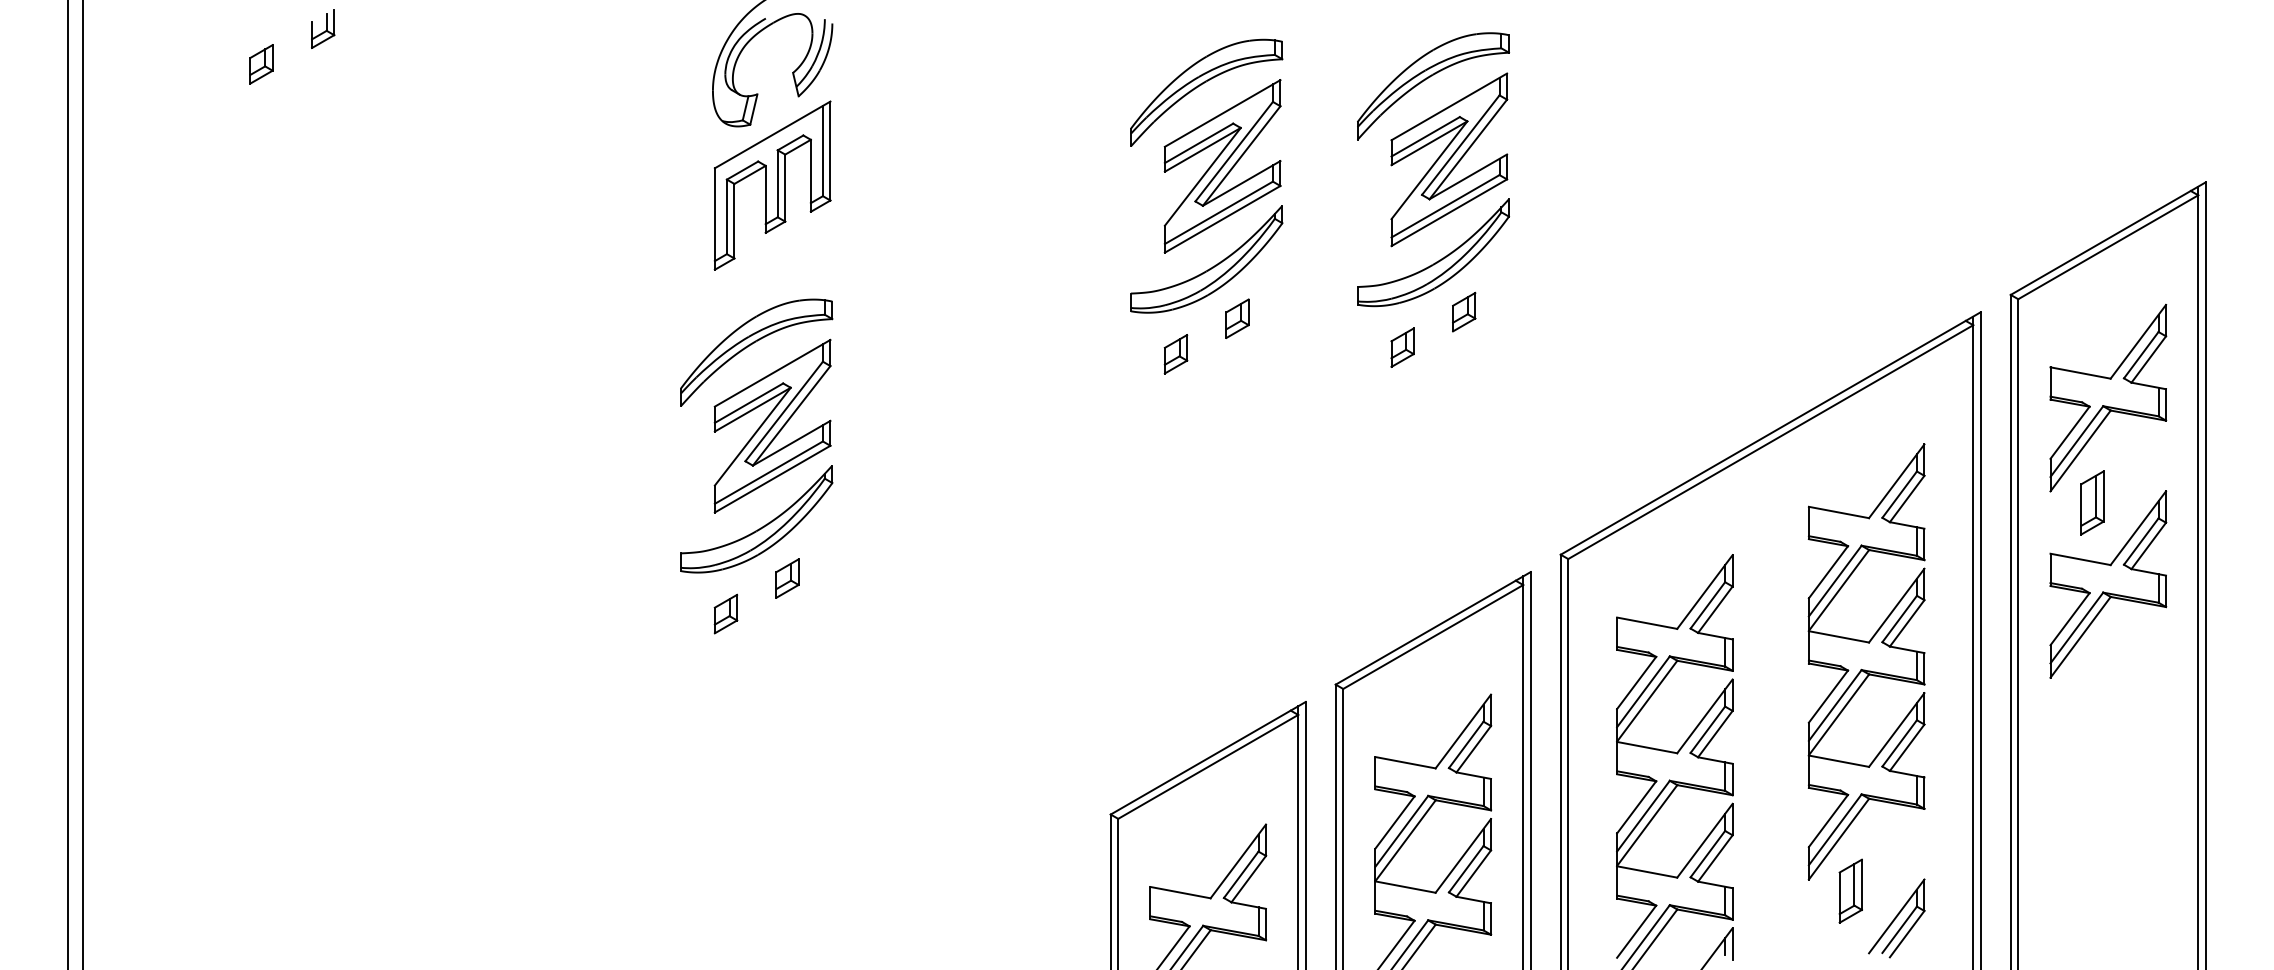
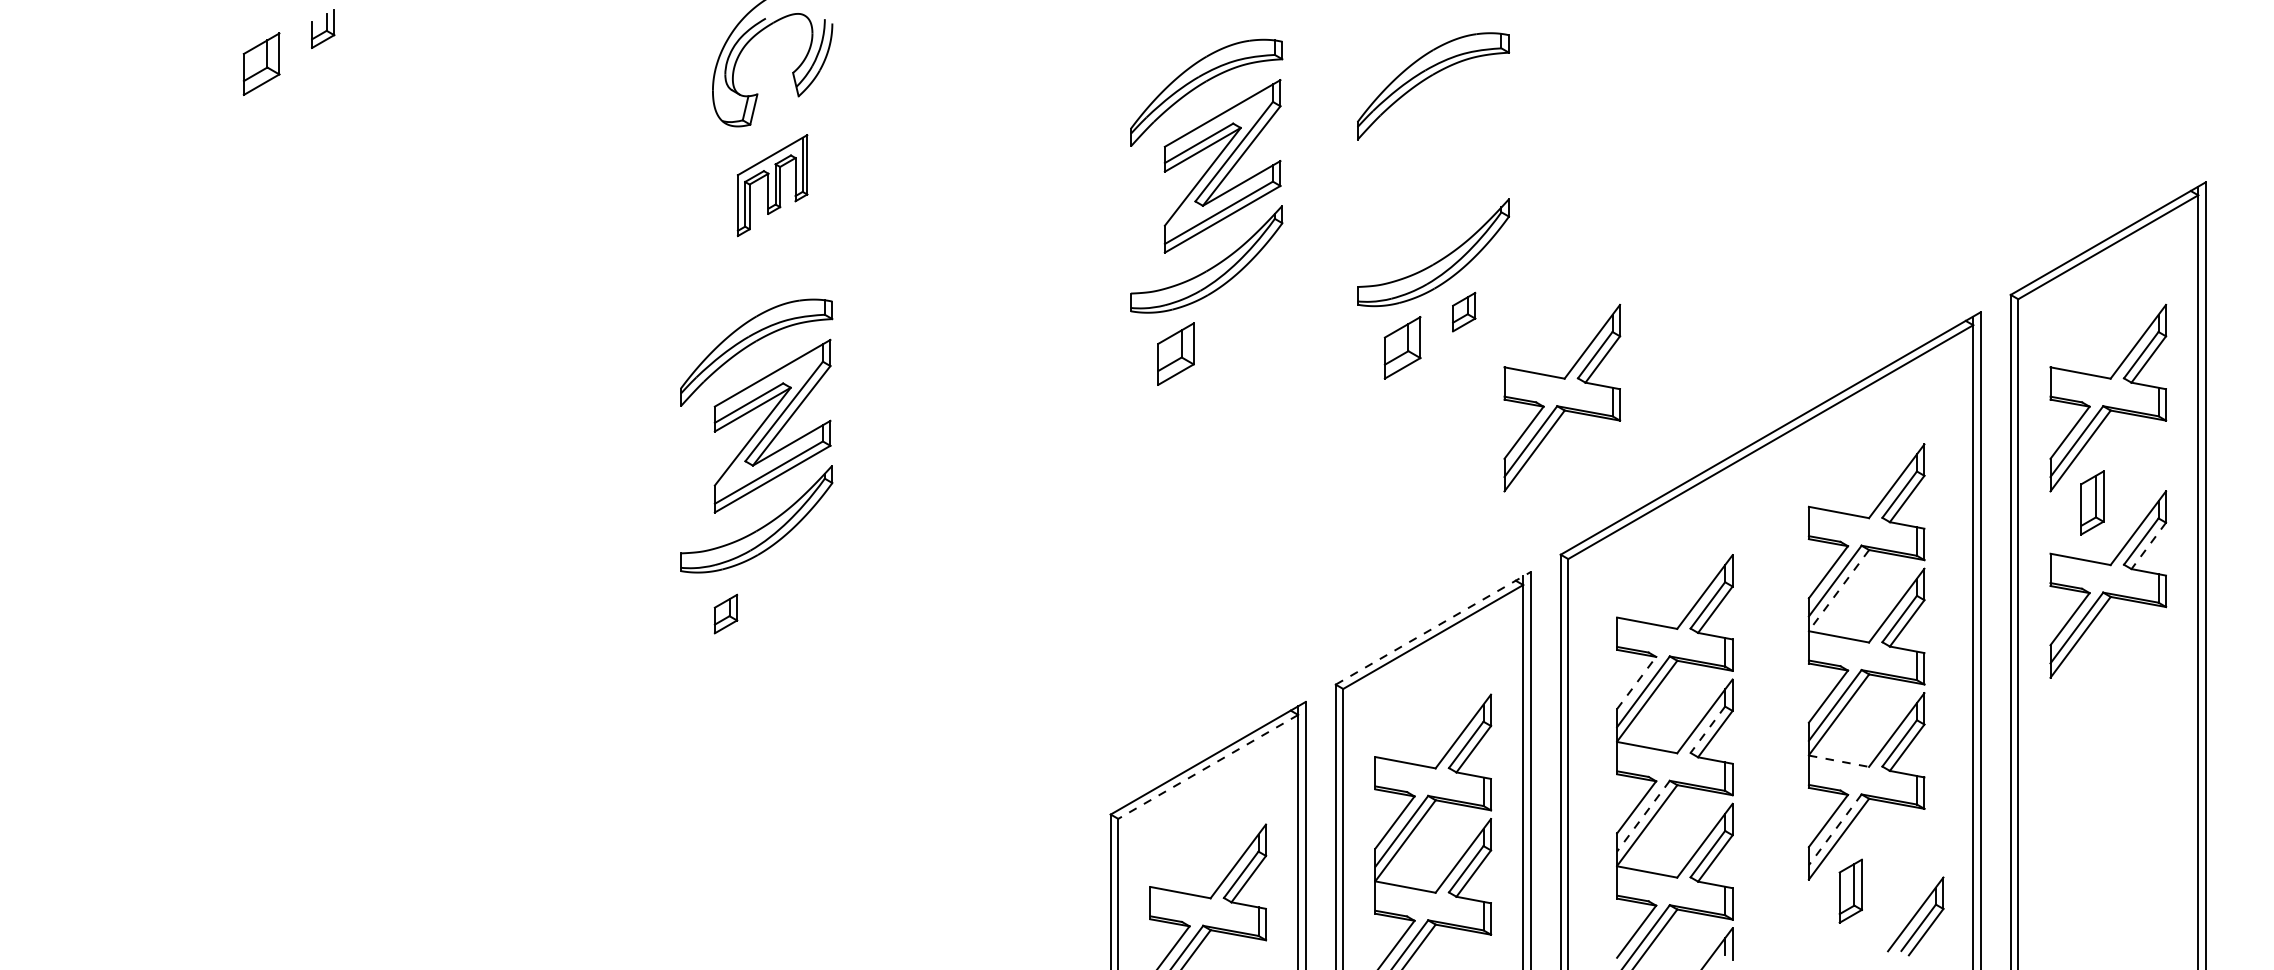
part size: 25x41 px -> 39x64 px (261, 63)
part: present -> none (1449, 159)
part size: 119x171 px -> 73x104 px (772, 185)
part: present -> none (1237, 318)
part size: 25x41 px -> 39x64 px (1402, 347)
part size: 26x41 px -> 38x64 px (1175, 353)
part: none -> present (1562, 397)
line: present -> none (68, 484)
line: present -> none (83, 484)
line: solid -> dashed (2148, 545)
part: present -> none (787, 578)
line: solid -> dashed (1838, 590)
line: solid -> dashed (1433, 628)
line: solid -> dashed (1636, 683)
line: solid -> dashed (1707, 729)
line: solid -> dashed (1838, 761)
line: solid -> dashed (1208, 766)
line: solid -> dashed (1643, 816)
line: solid -> dashed (1834, 830)
part position: (1896, 918) -> (1915, 916) (1915, 916)
